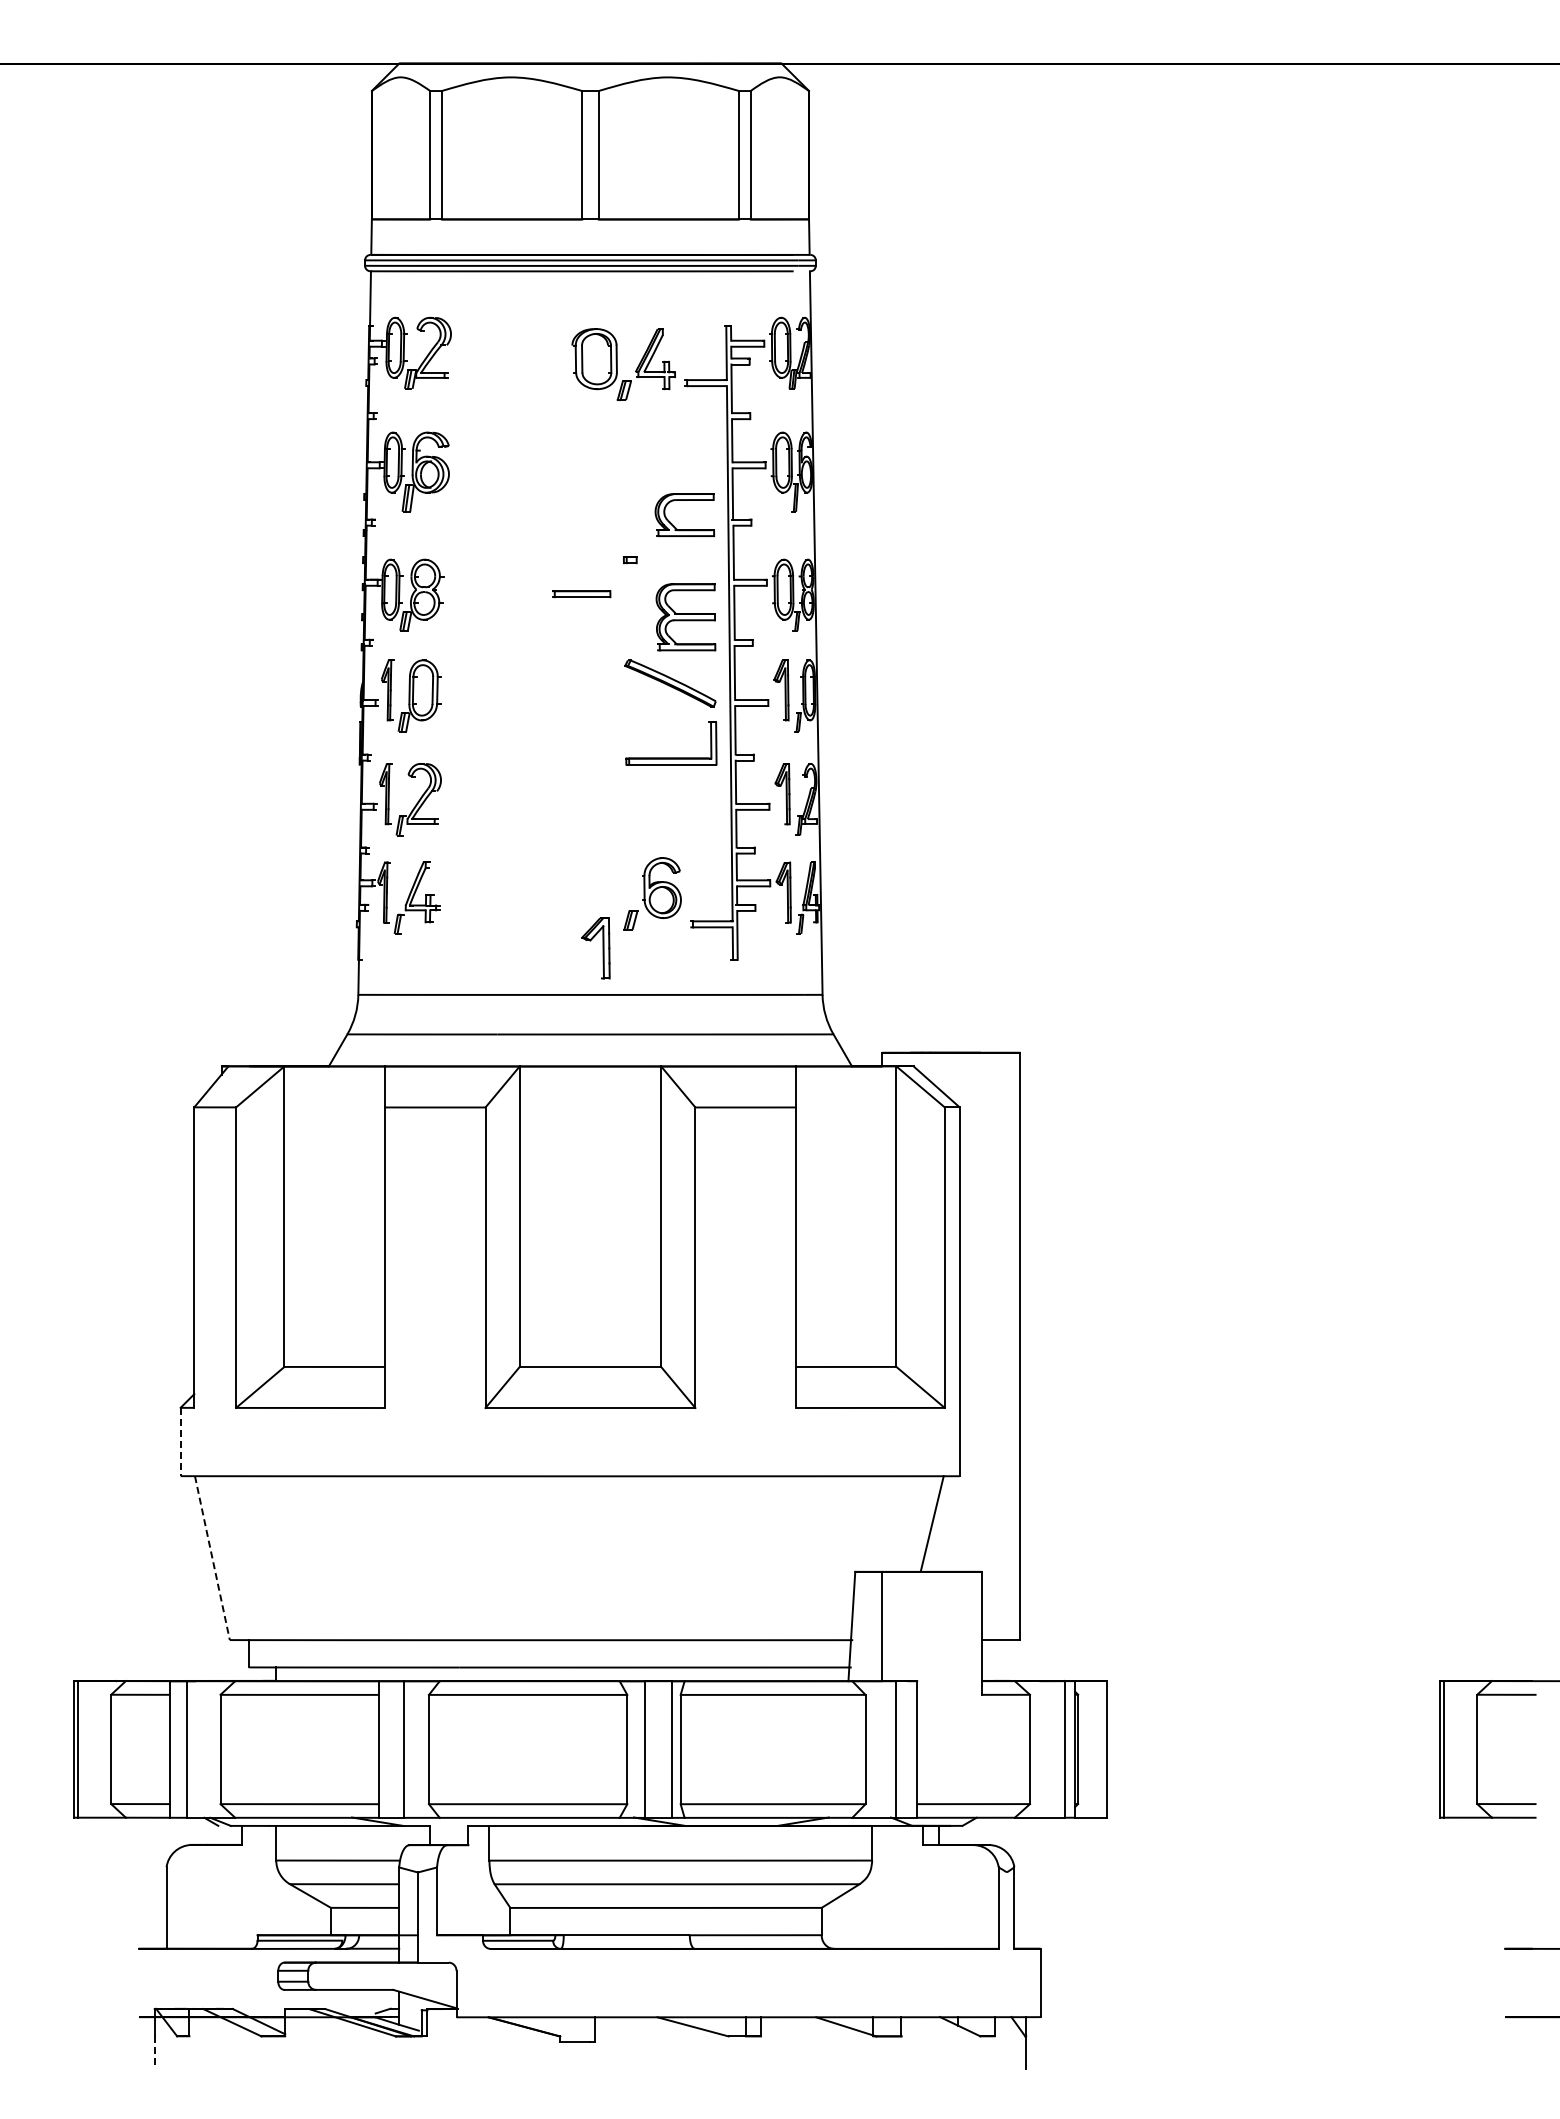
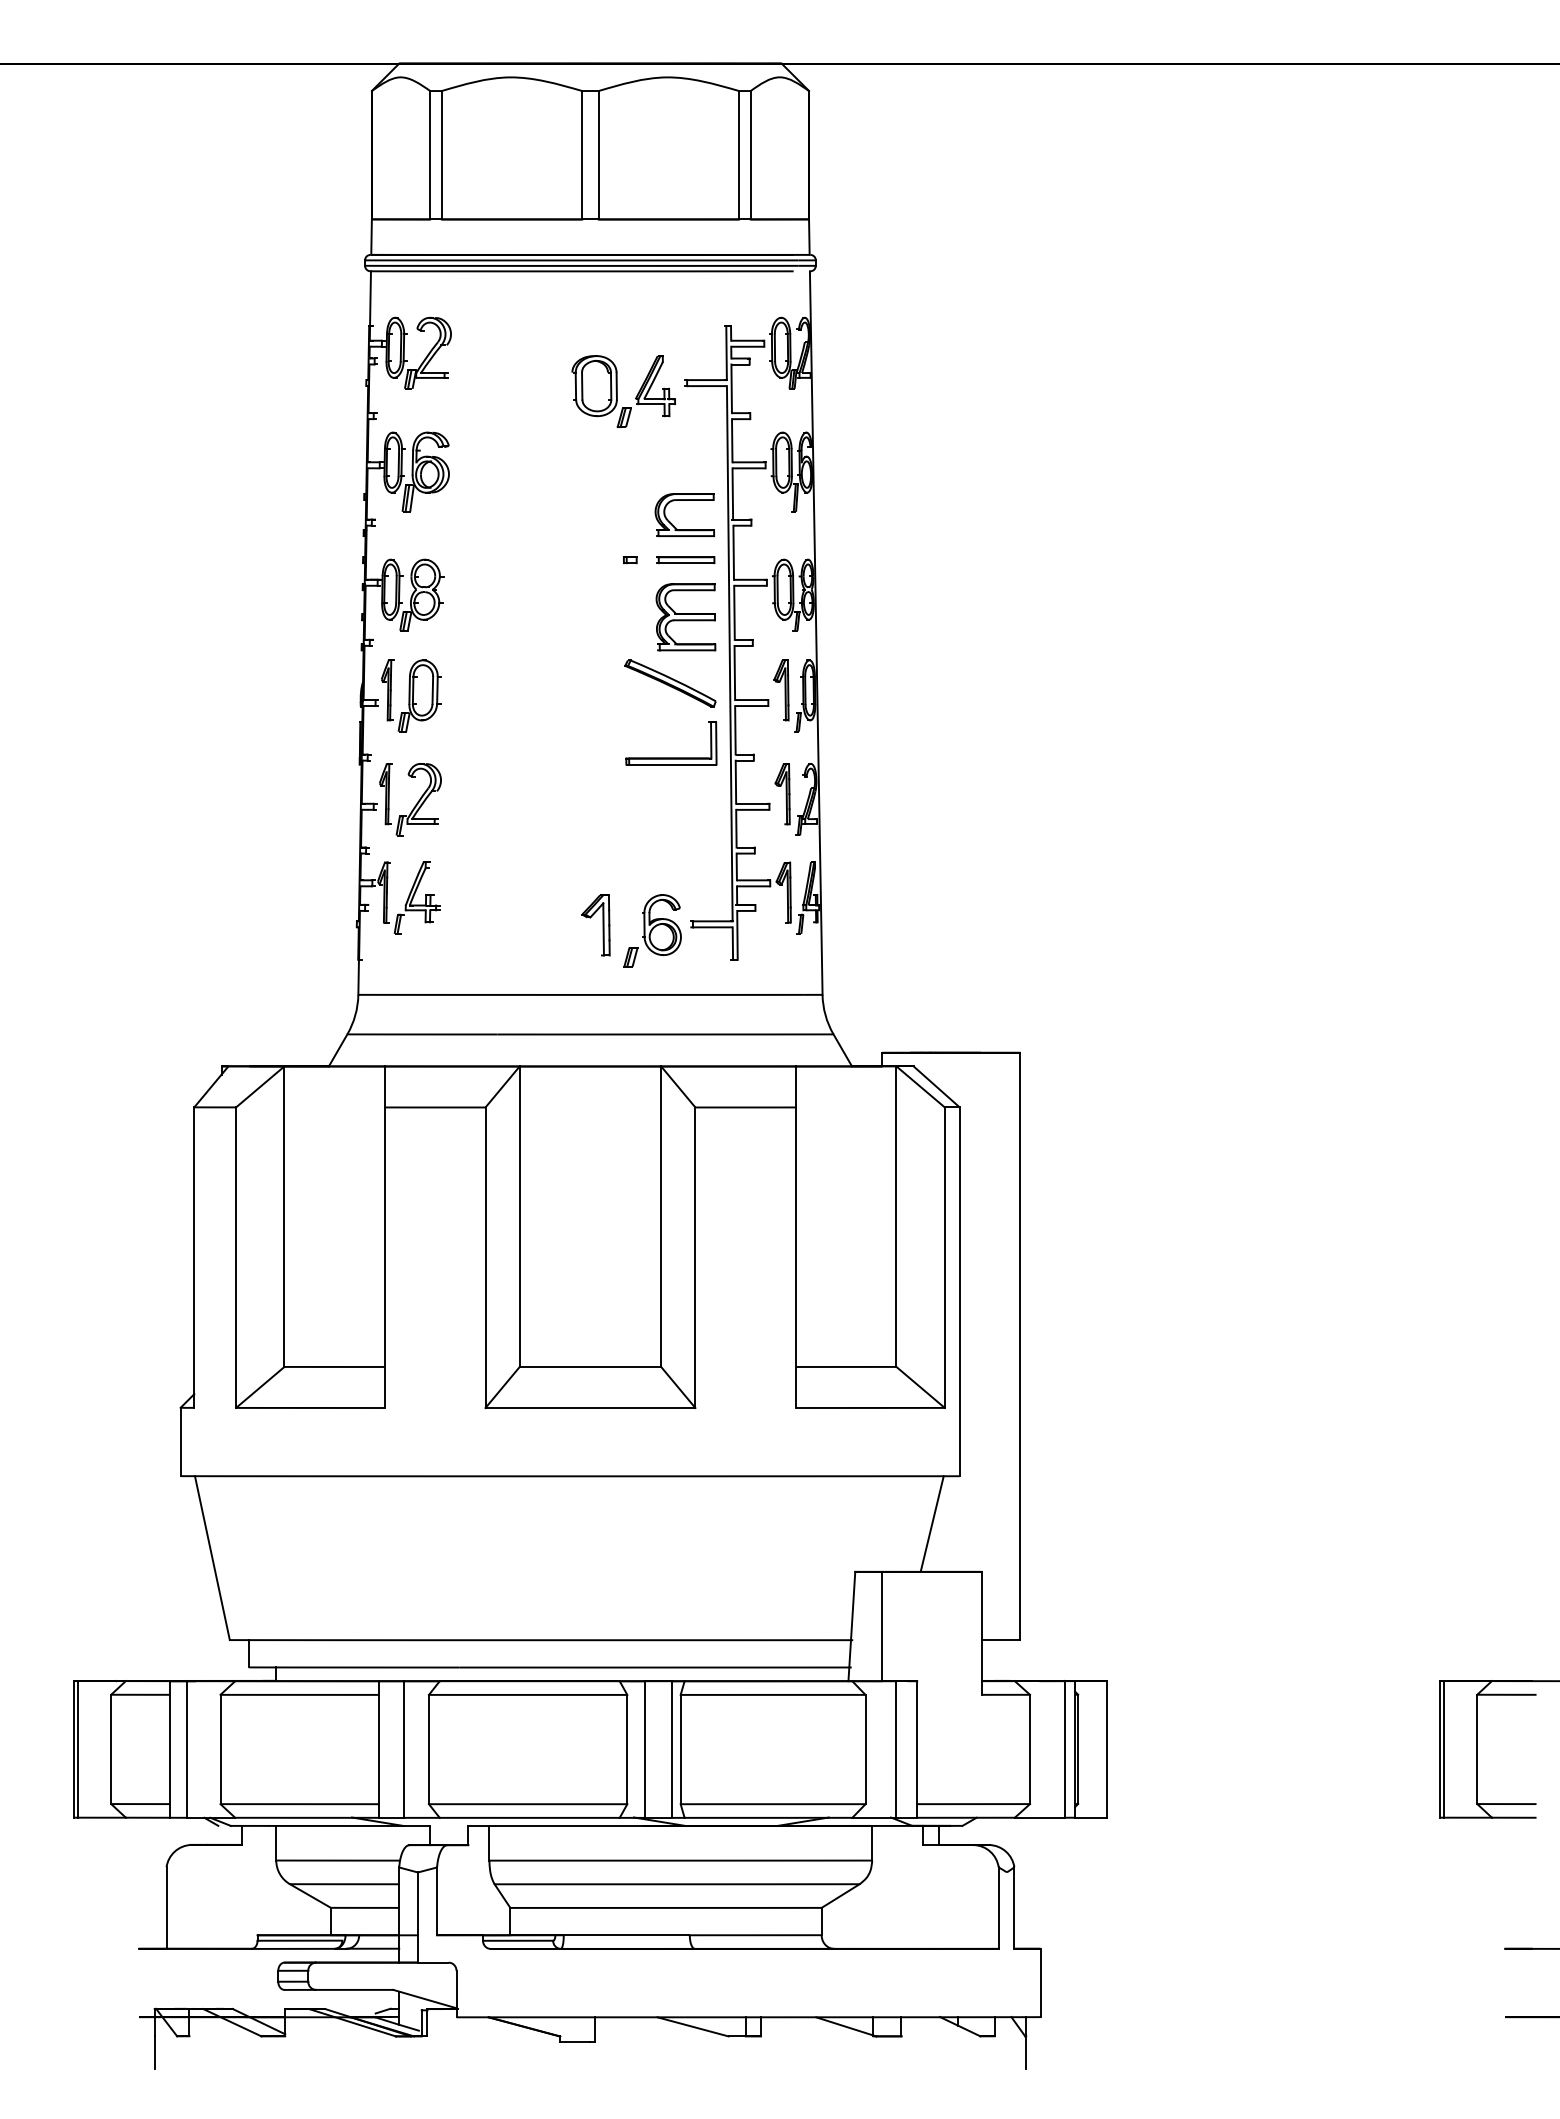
part position: (623, 364) -> (623, 391) (623, 391)
part position: (581, 594) -> (685, 560) (685, 560)
part position: (652, 893) -> (652, 930) (652, 930)
part position: (602, 948) -> (602, 925) (602, 925)
line: dashed -> solid (180, 1442)
line: dashed -> solid (212, 1558)
line: dashed -> solid (154, 2053)
